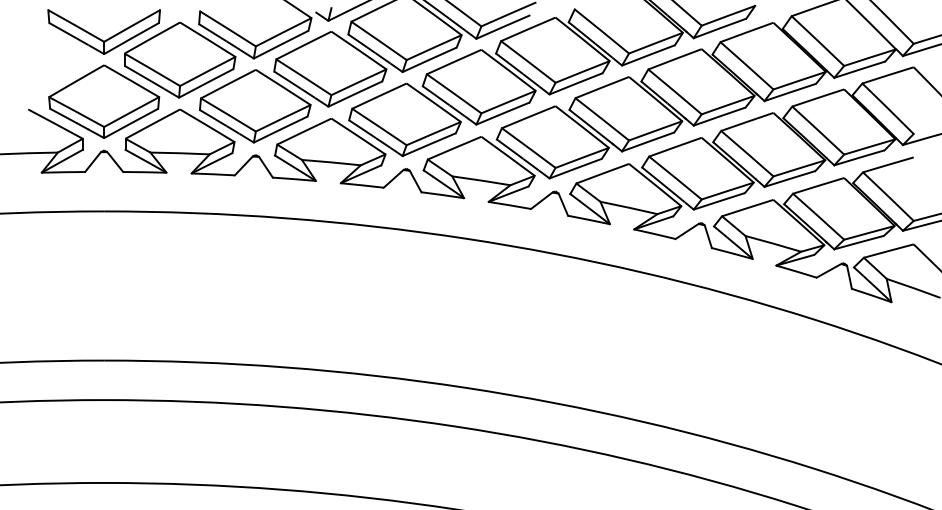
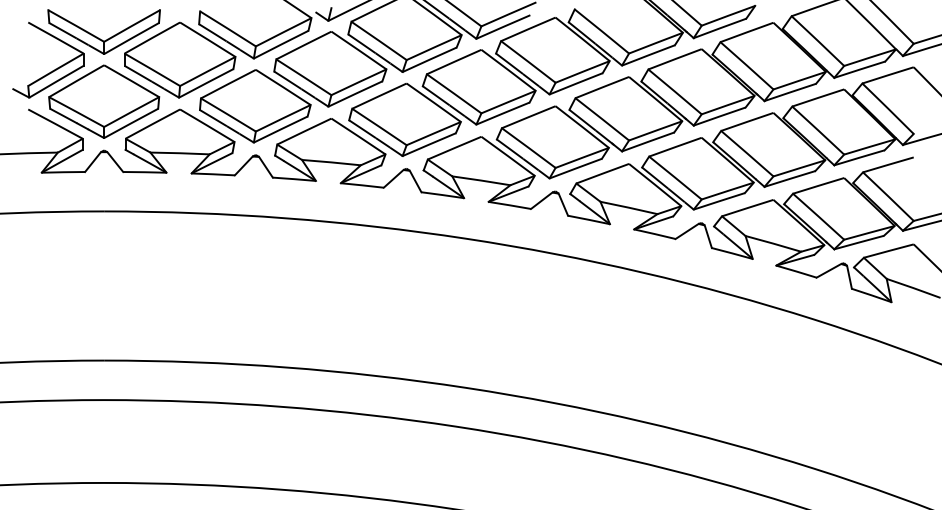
part: none -> present (55, 68)
